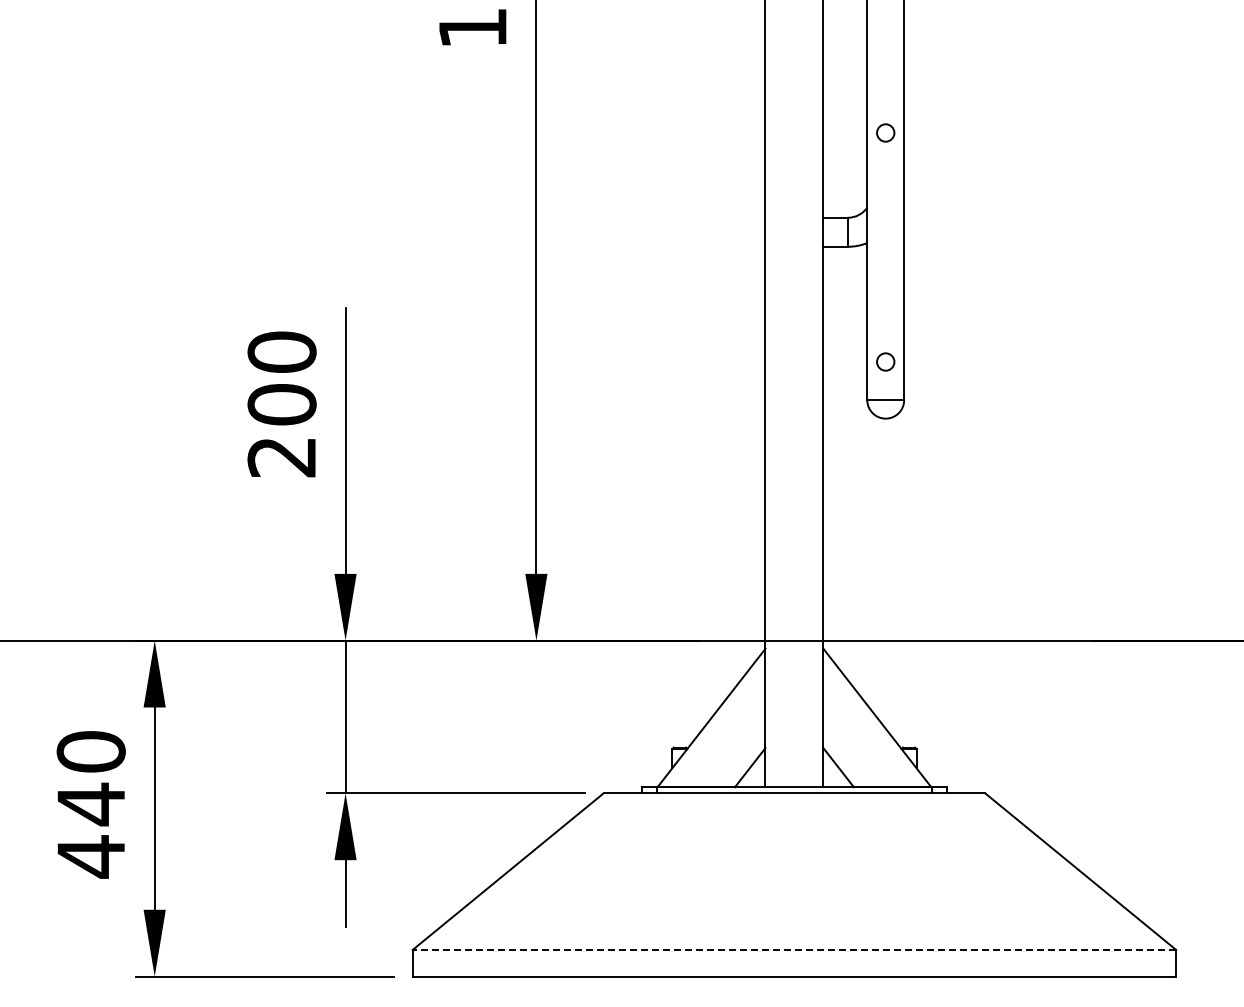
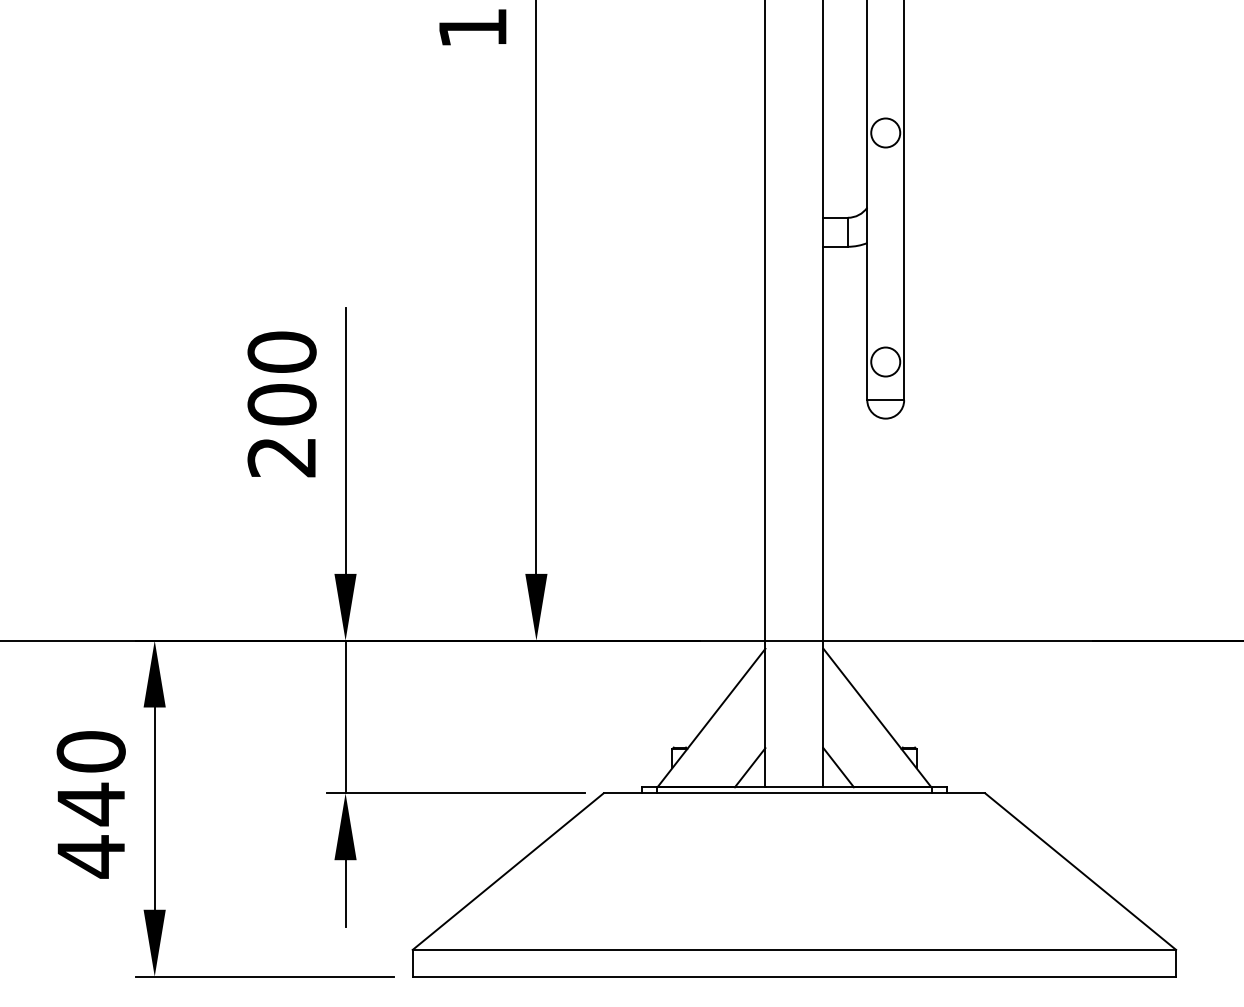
circle diameter: 17 px -> 29 px (885, 132)
circle diameter: 17 px -> 29 px (885, 361)
line: dashed -> solid (794, 949)
